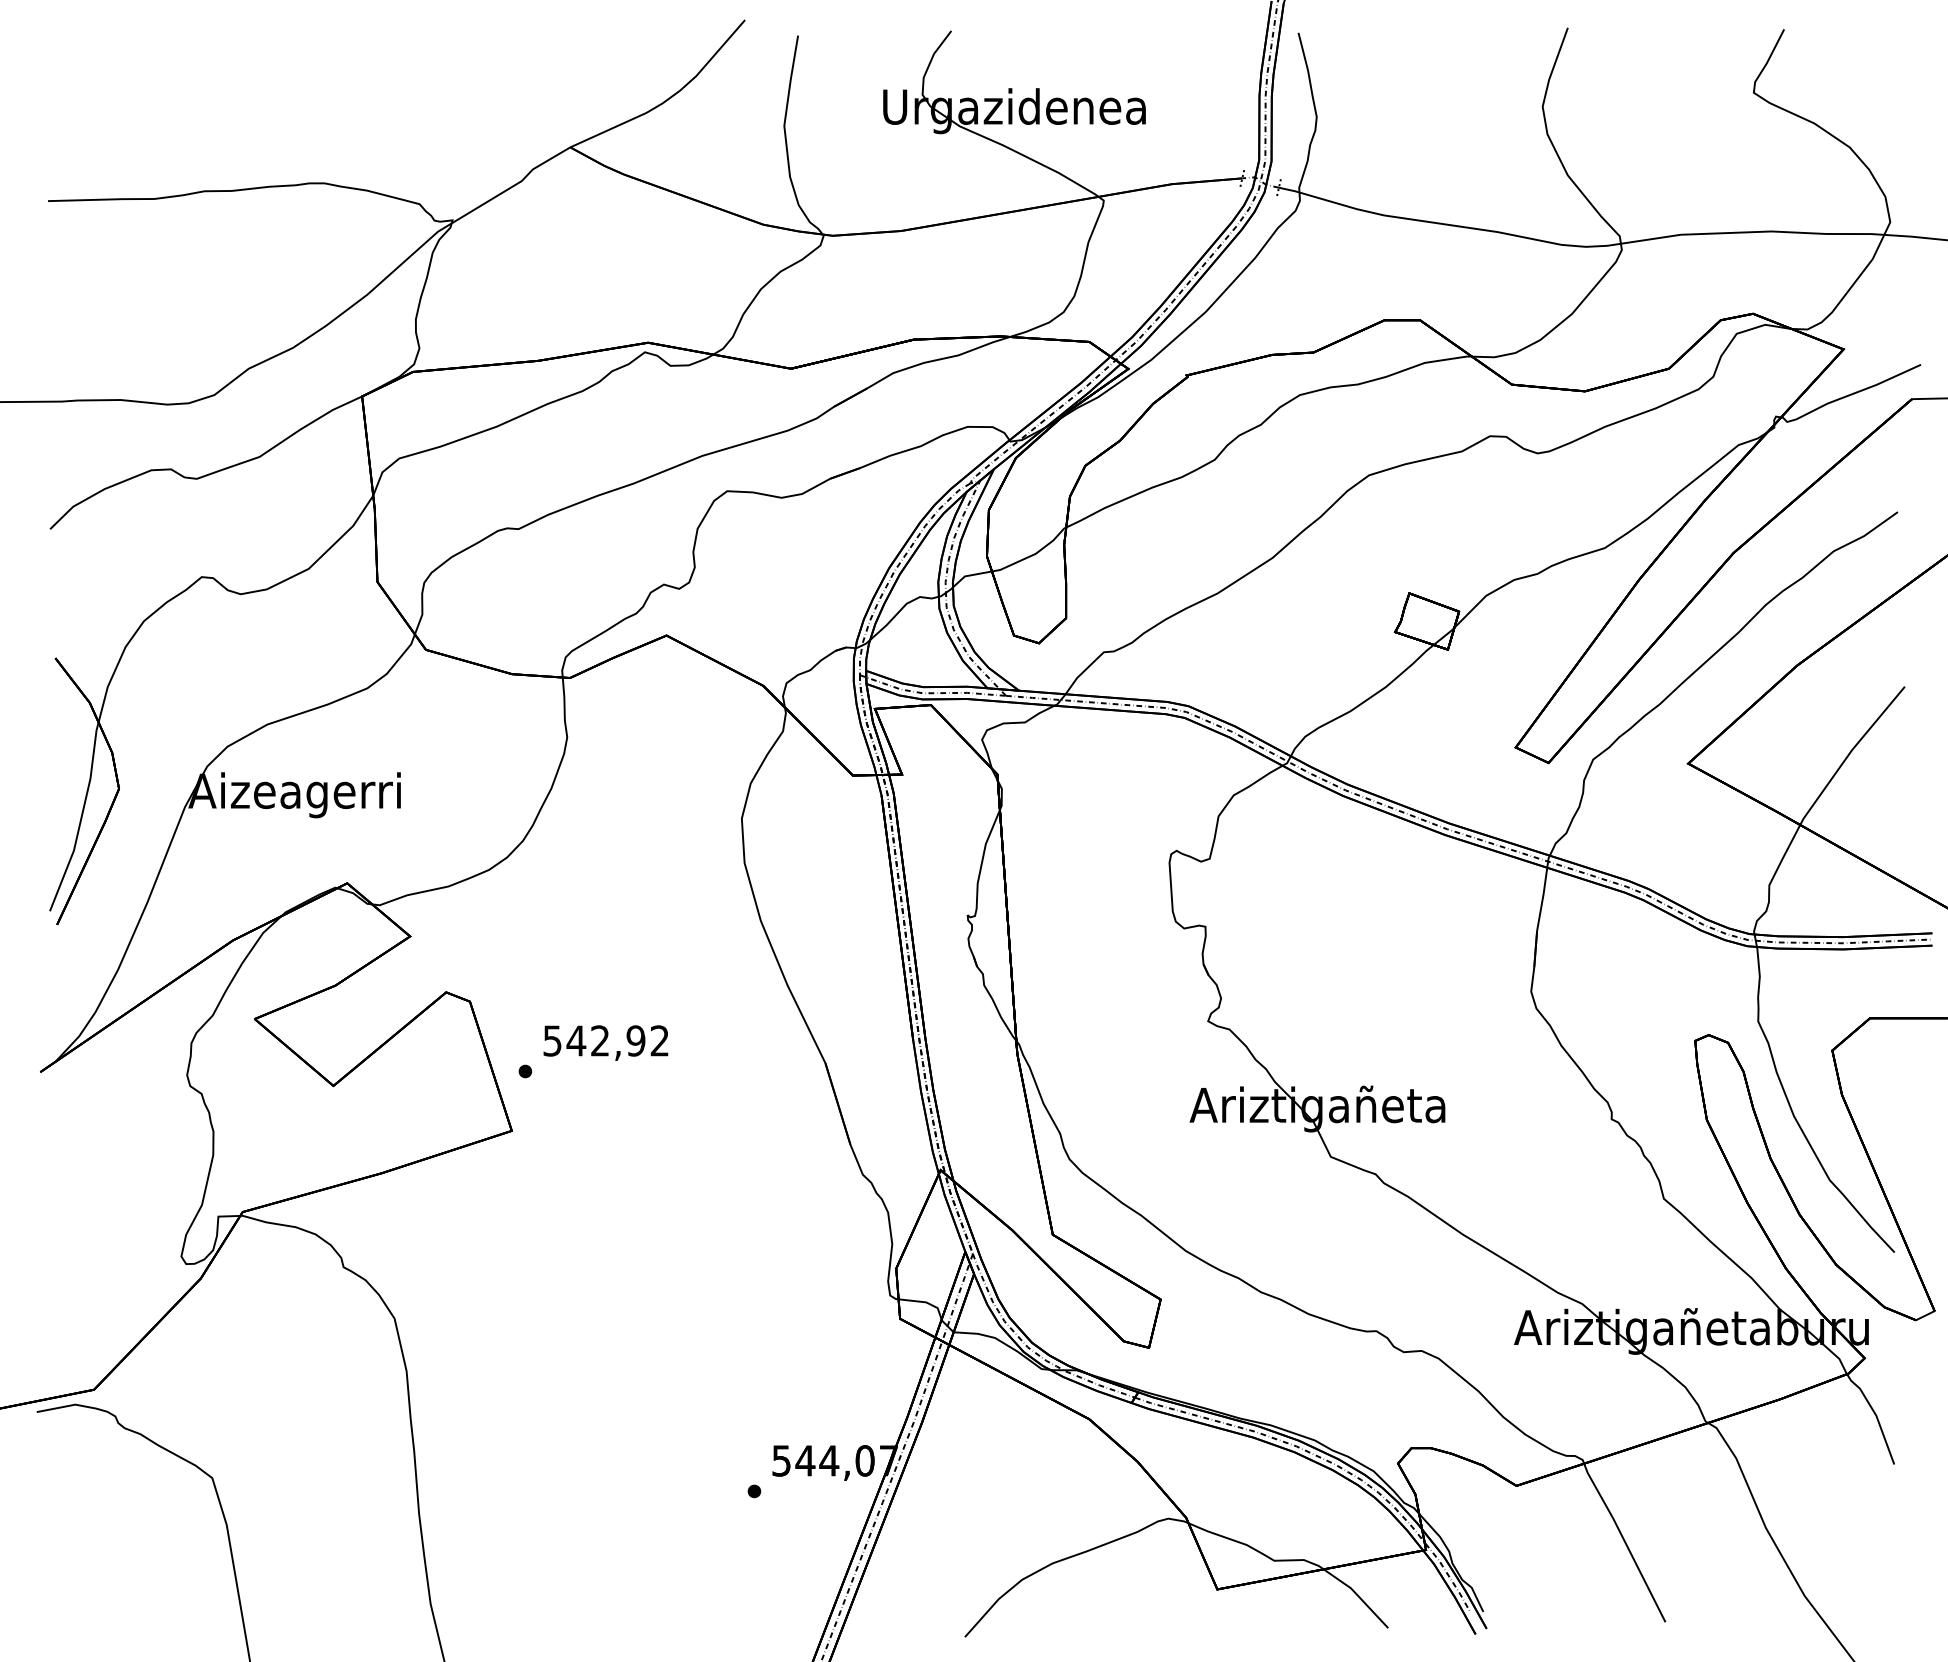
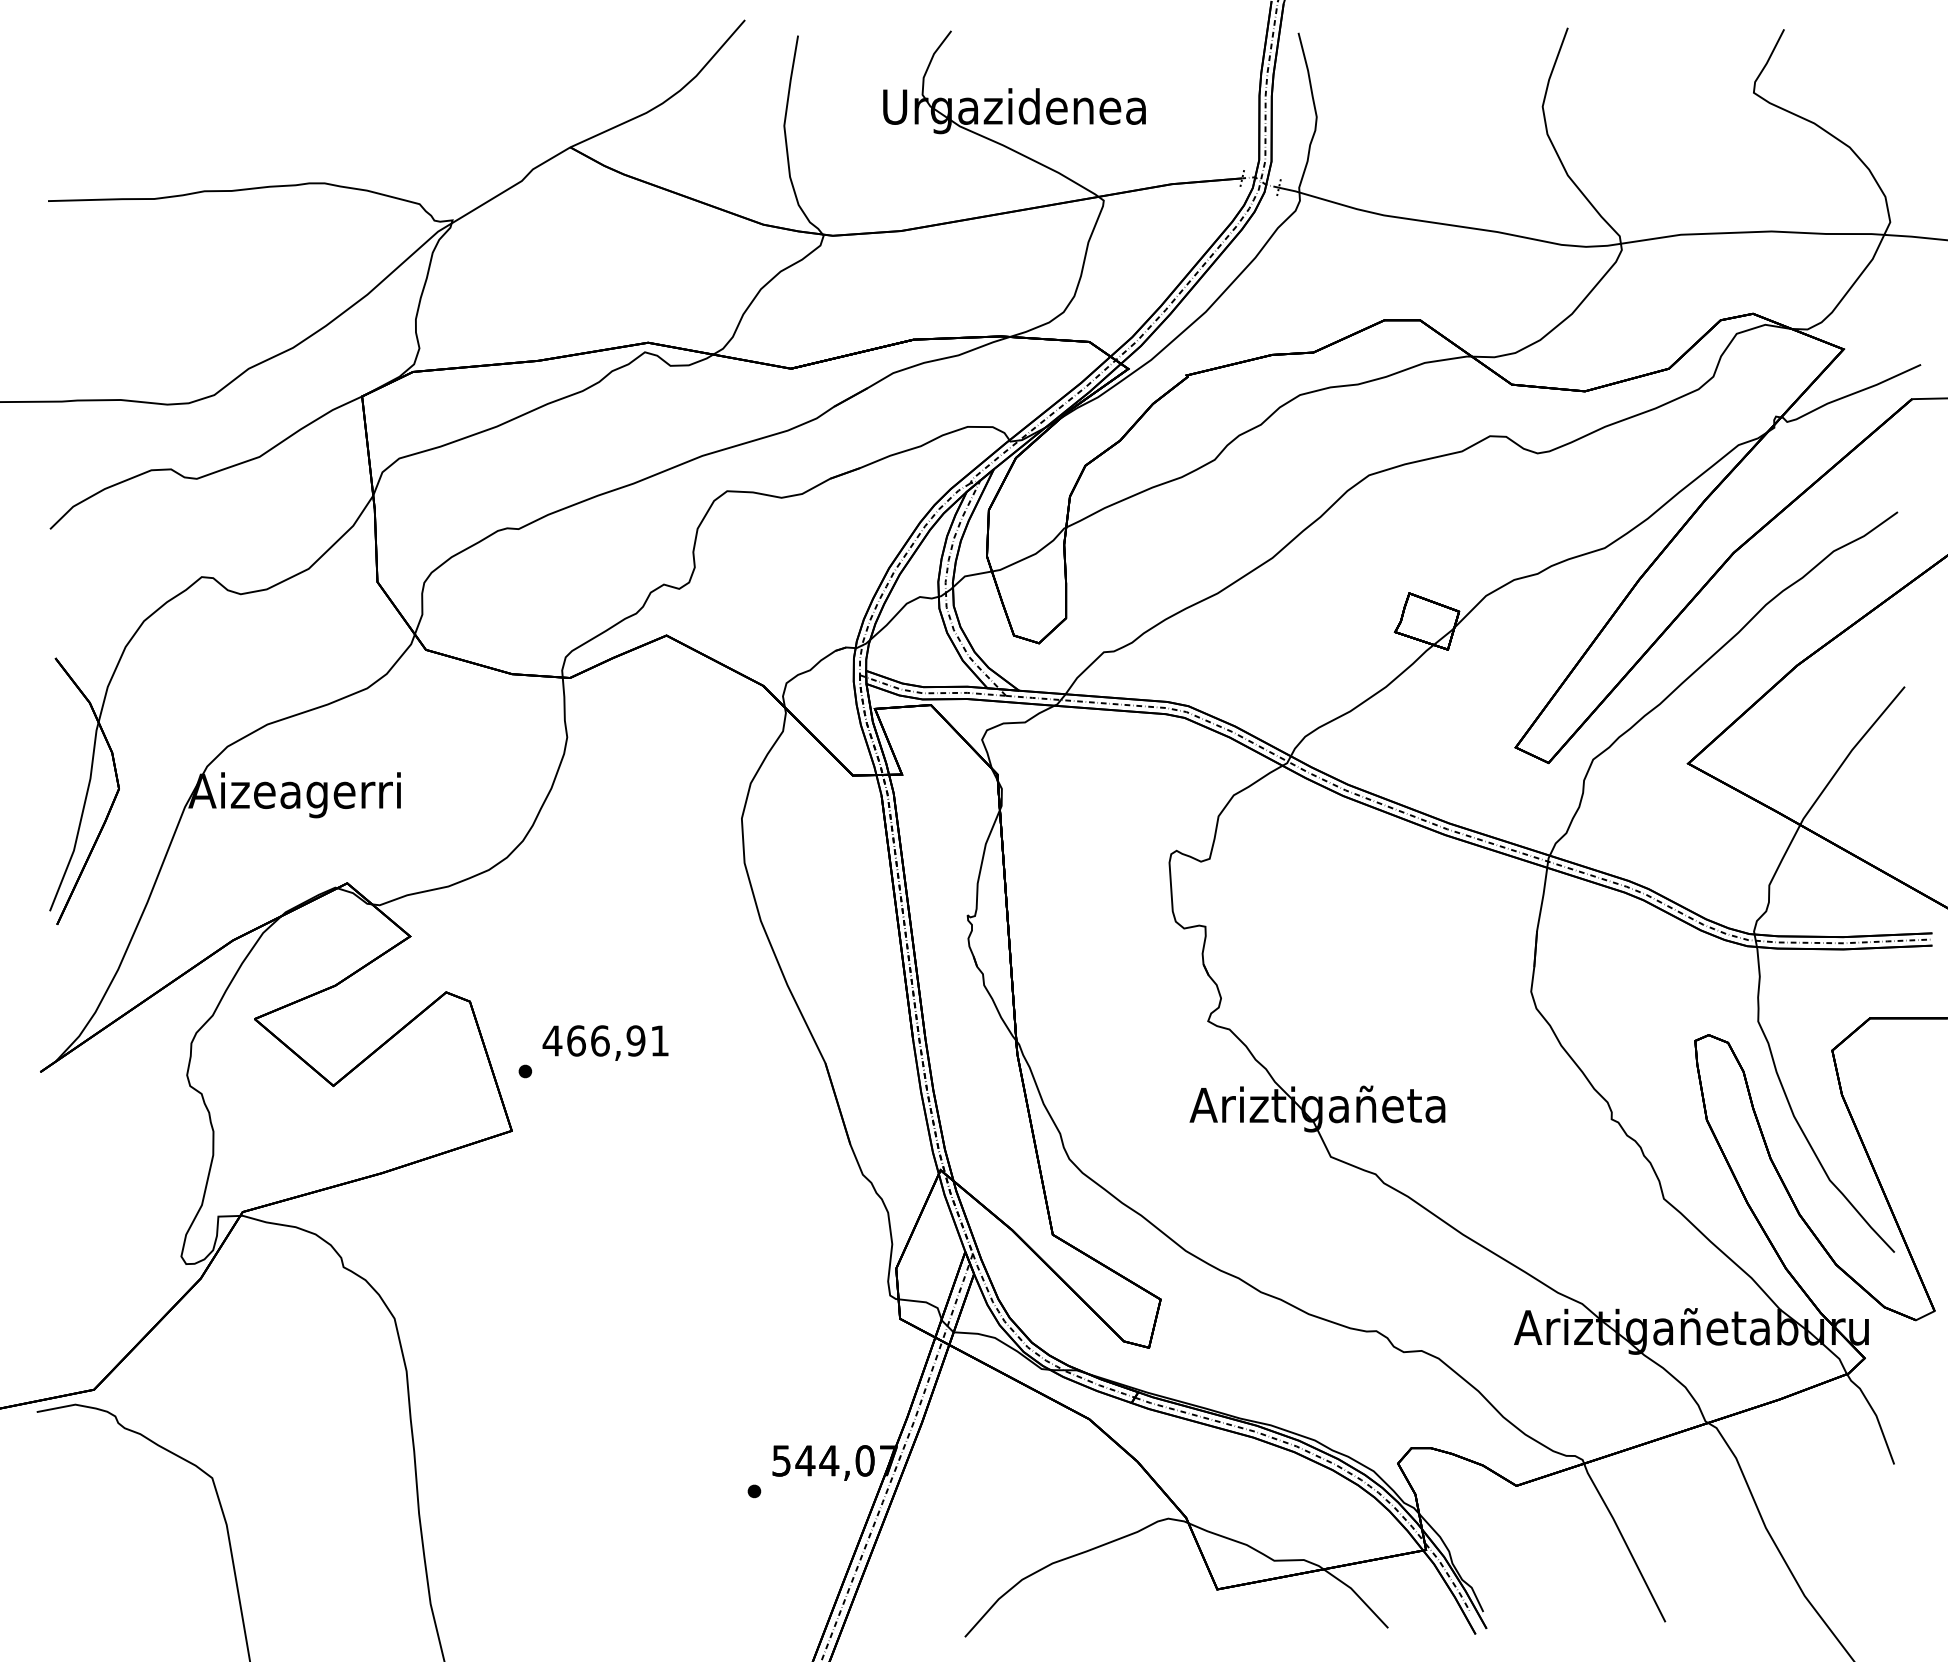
text: 542,92 -> 466,91 (605, 1040)
